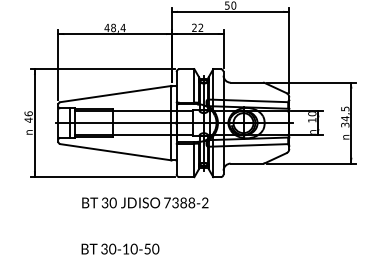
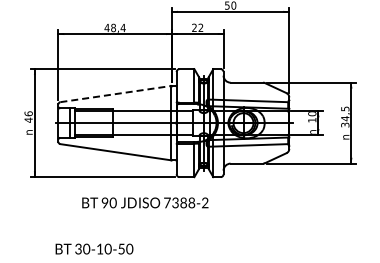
line: solid -> dashed (116, 94)
text: 30 -> 90 (104, 203)
text position: (120, 248) -> (94, 248) (94, 248)
